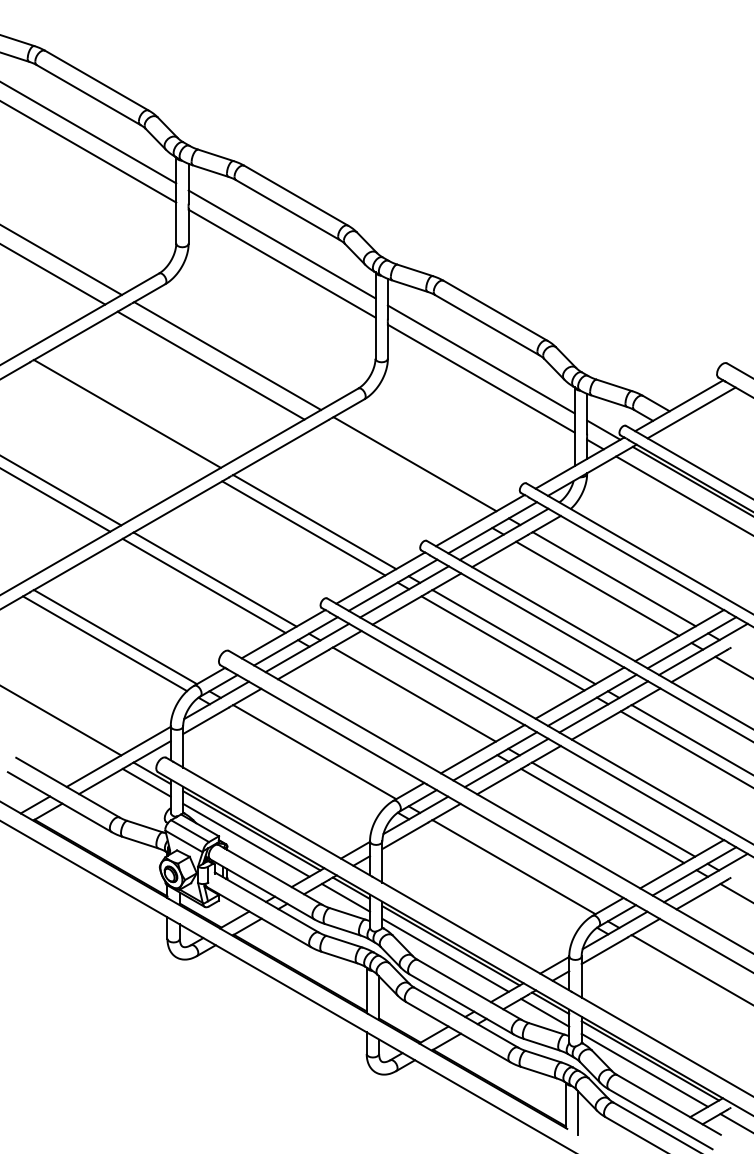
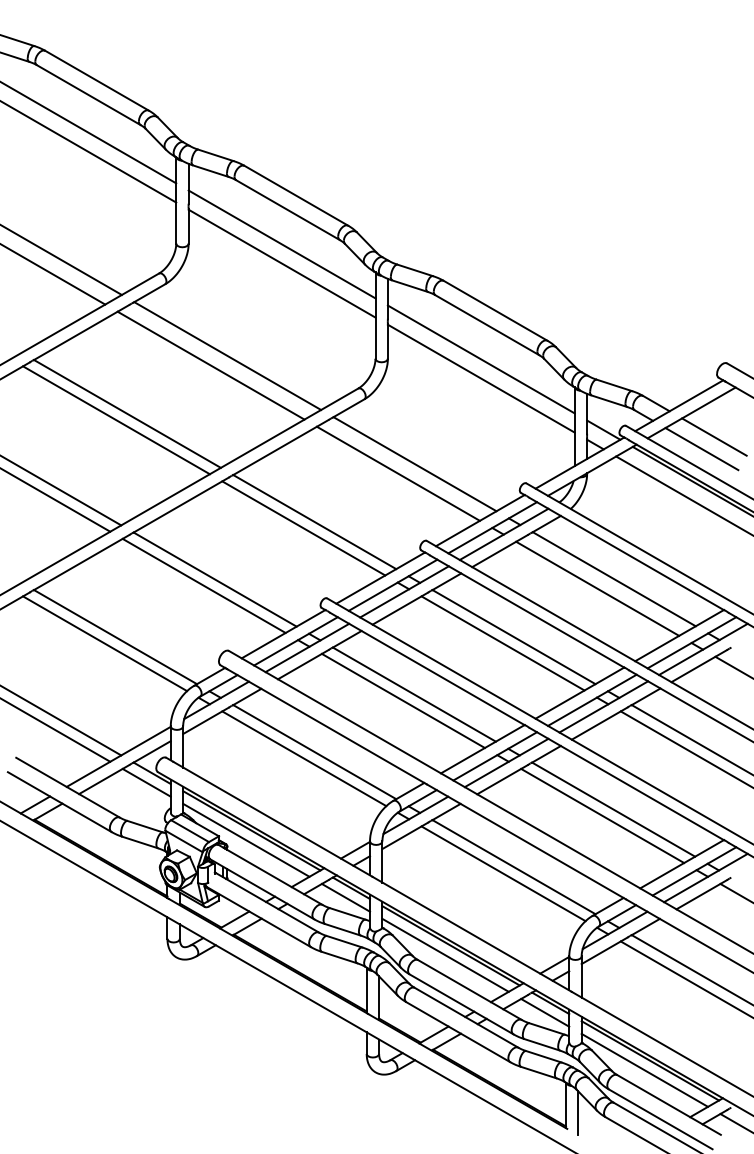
line: none -> present (116, 420)
line: none -> present (714, 436)
line: none -> present (701, 449)
line: none -> present (397, 473)
line: none -> present (402, 700)
line: none -> present (56, 730)
line: none -> present (304, 758)
line: none -> present (503, 873)
line: none -> present (685, 978)
